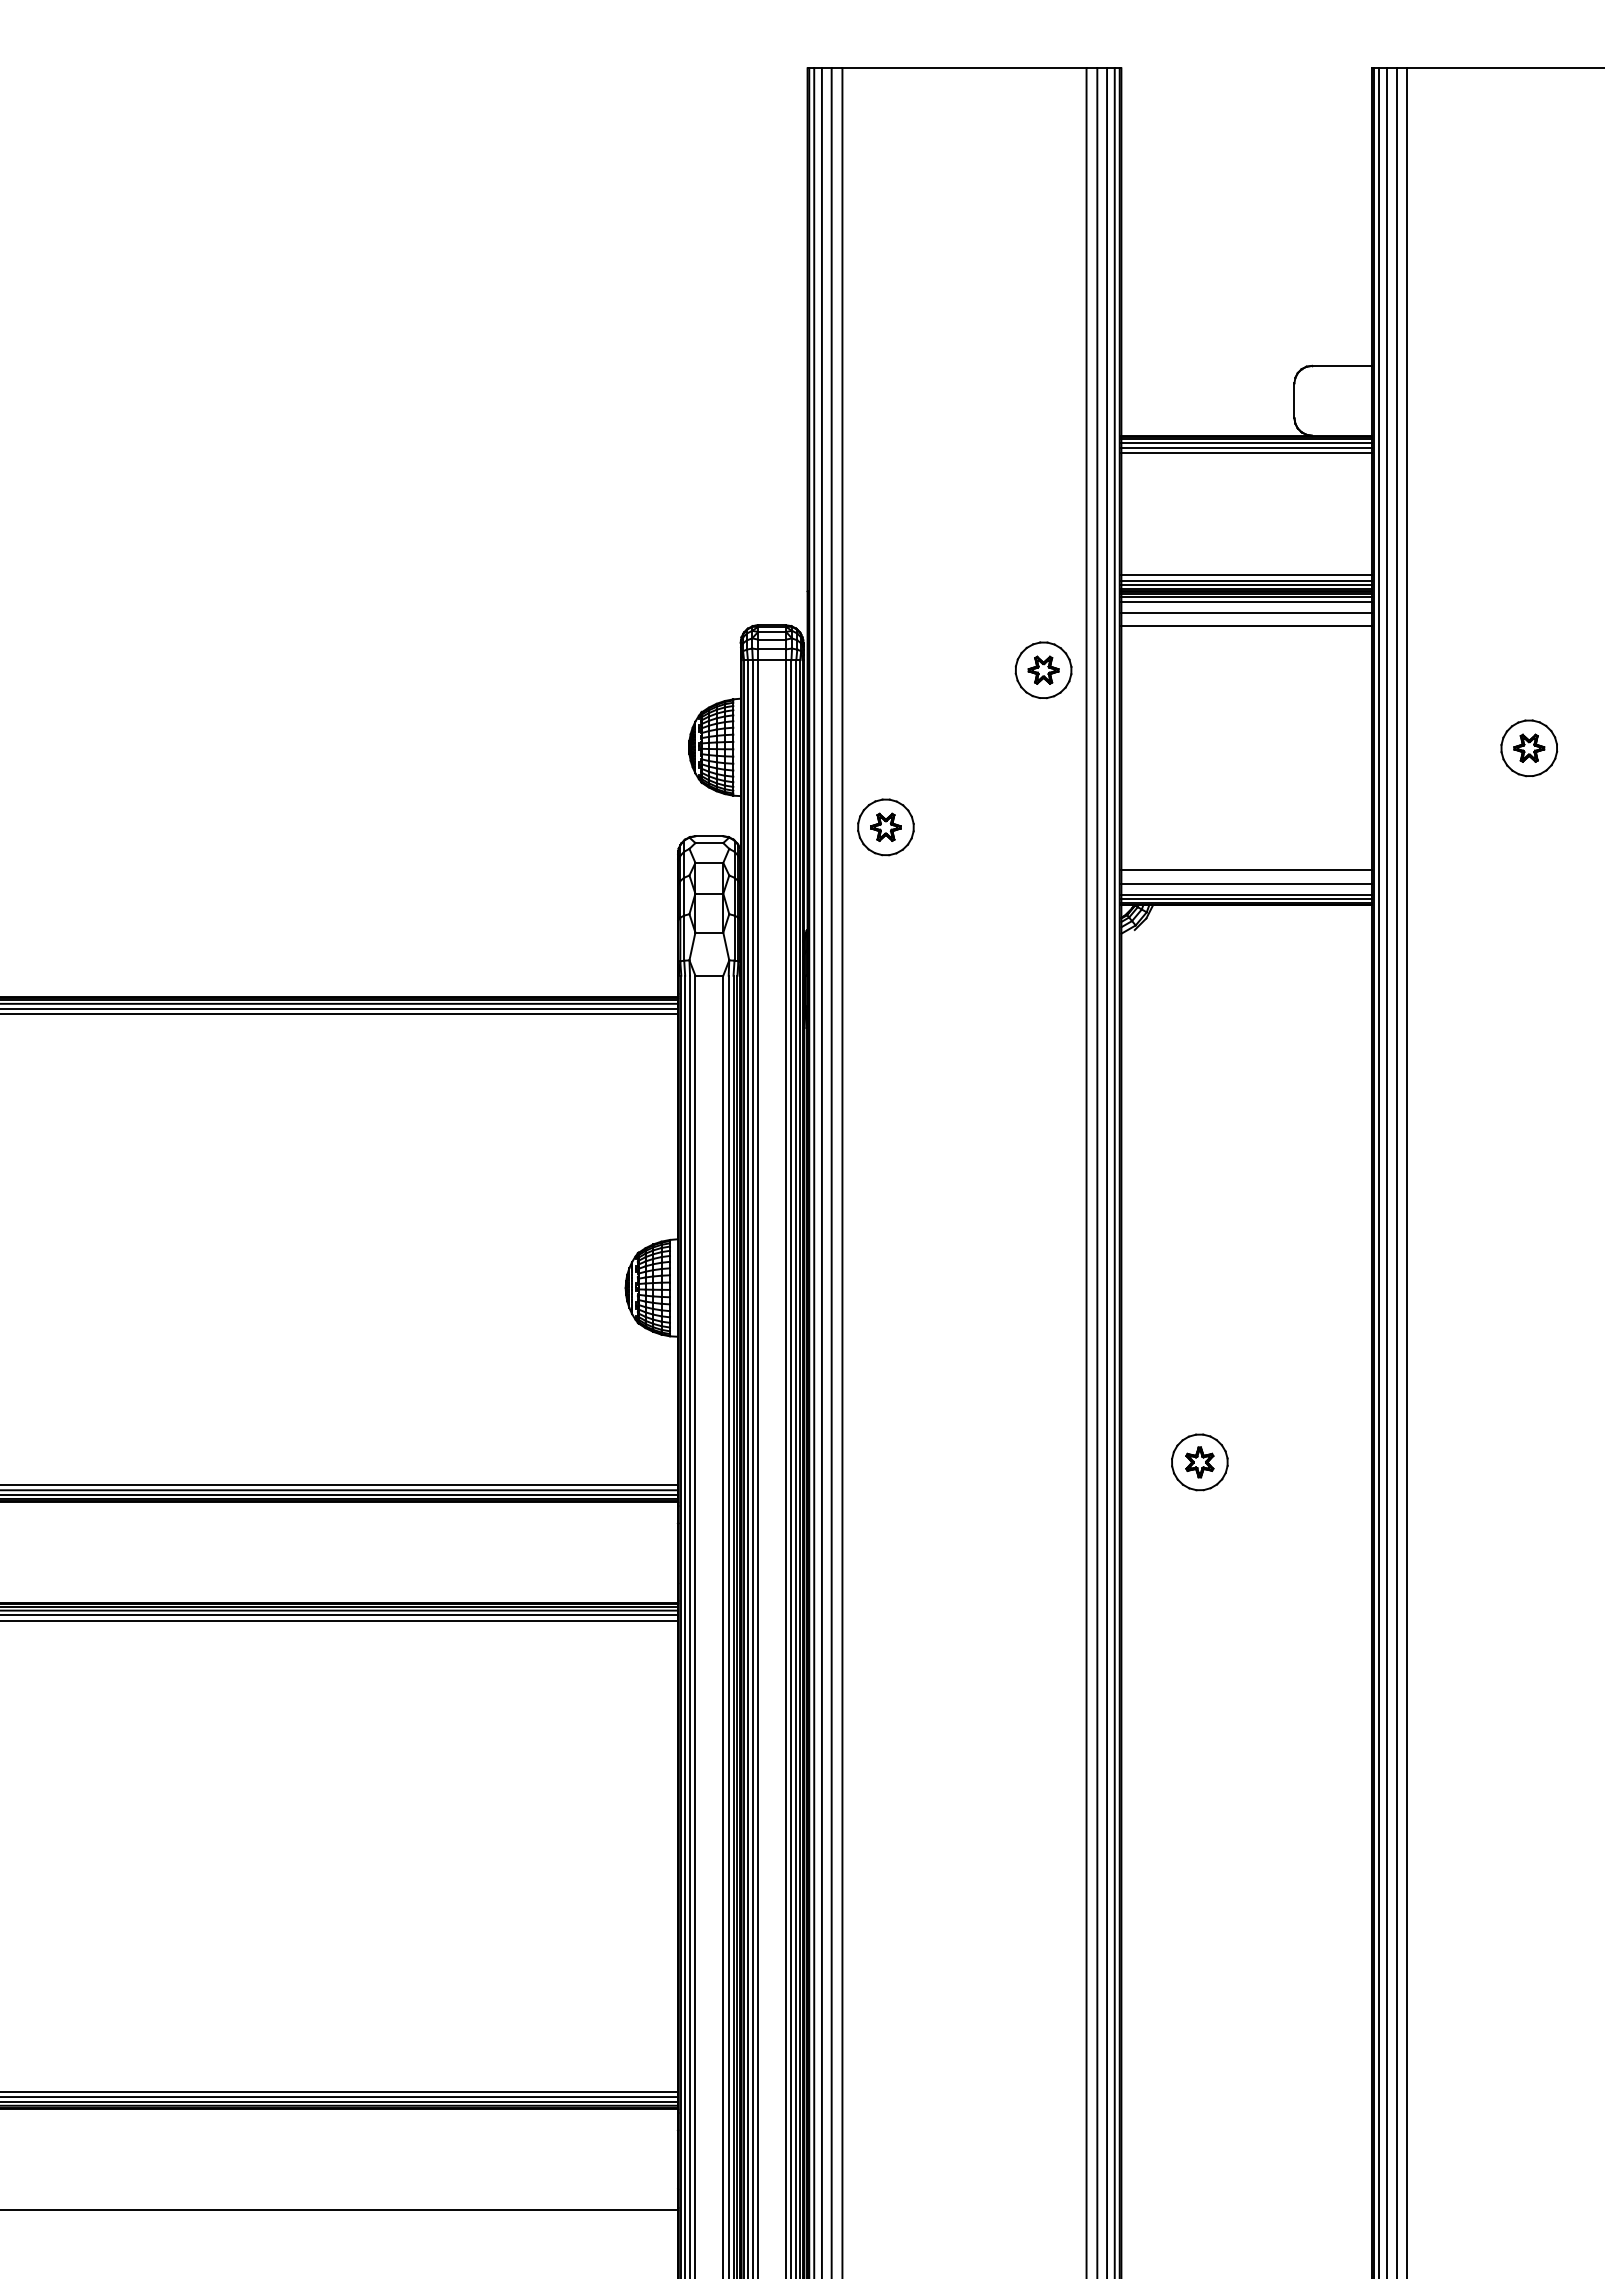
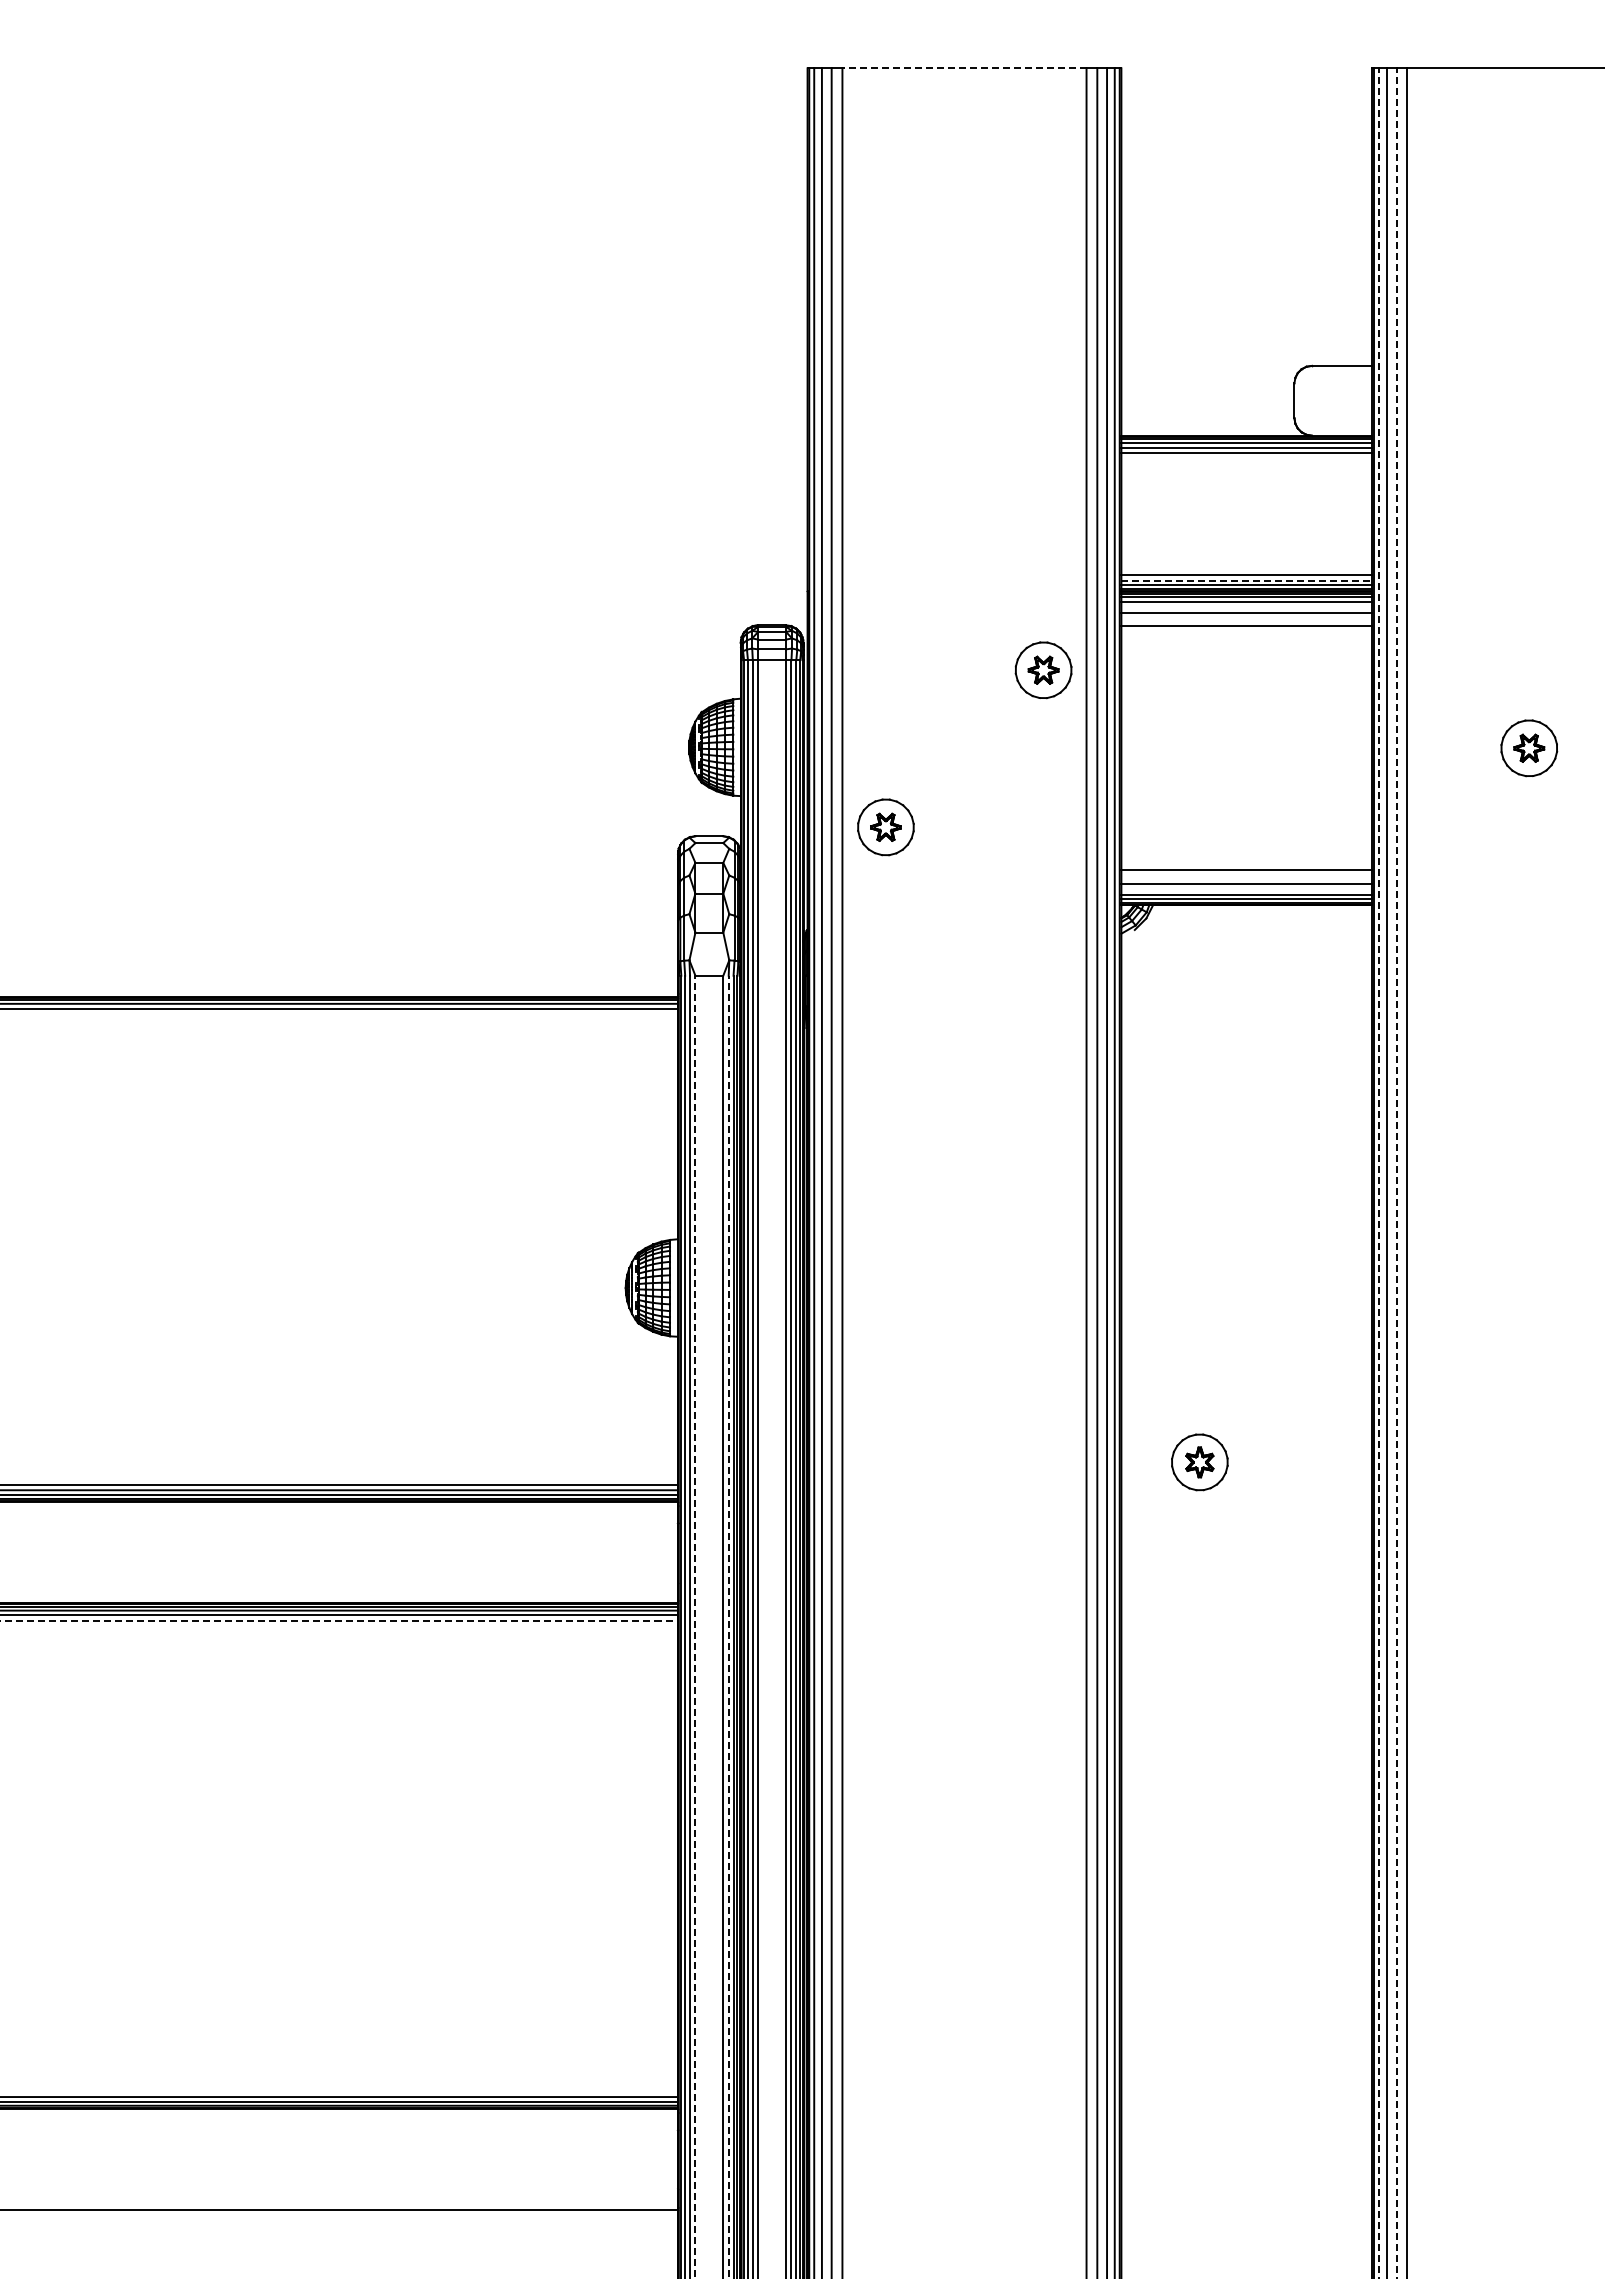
line: solid -> dashed (963, 68)
line: solid -> dashed (1246, 580)
line: present -> none (339, 1014)
line: solid -> dashed (1379, 1173)
line: solid -> dashed (1396, 1173)
line: solid -> dashed (339, 1620)
line: solid -> dashed (695, 1626)
line: solid -> dashed (728, 1626)
line: present -> none (339, 2091)
